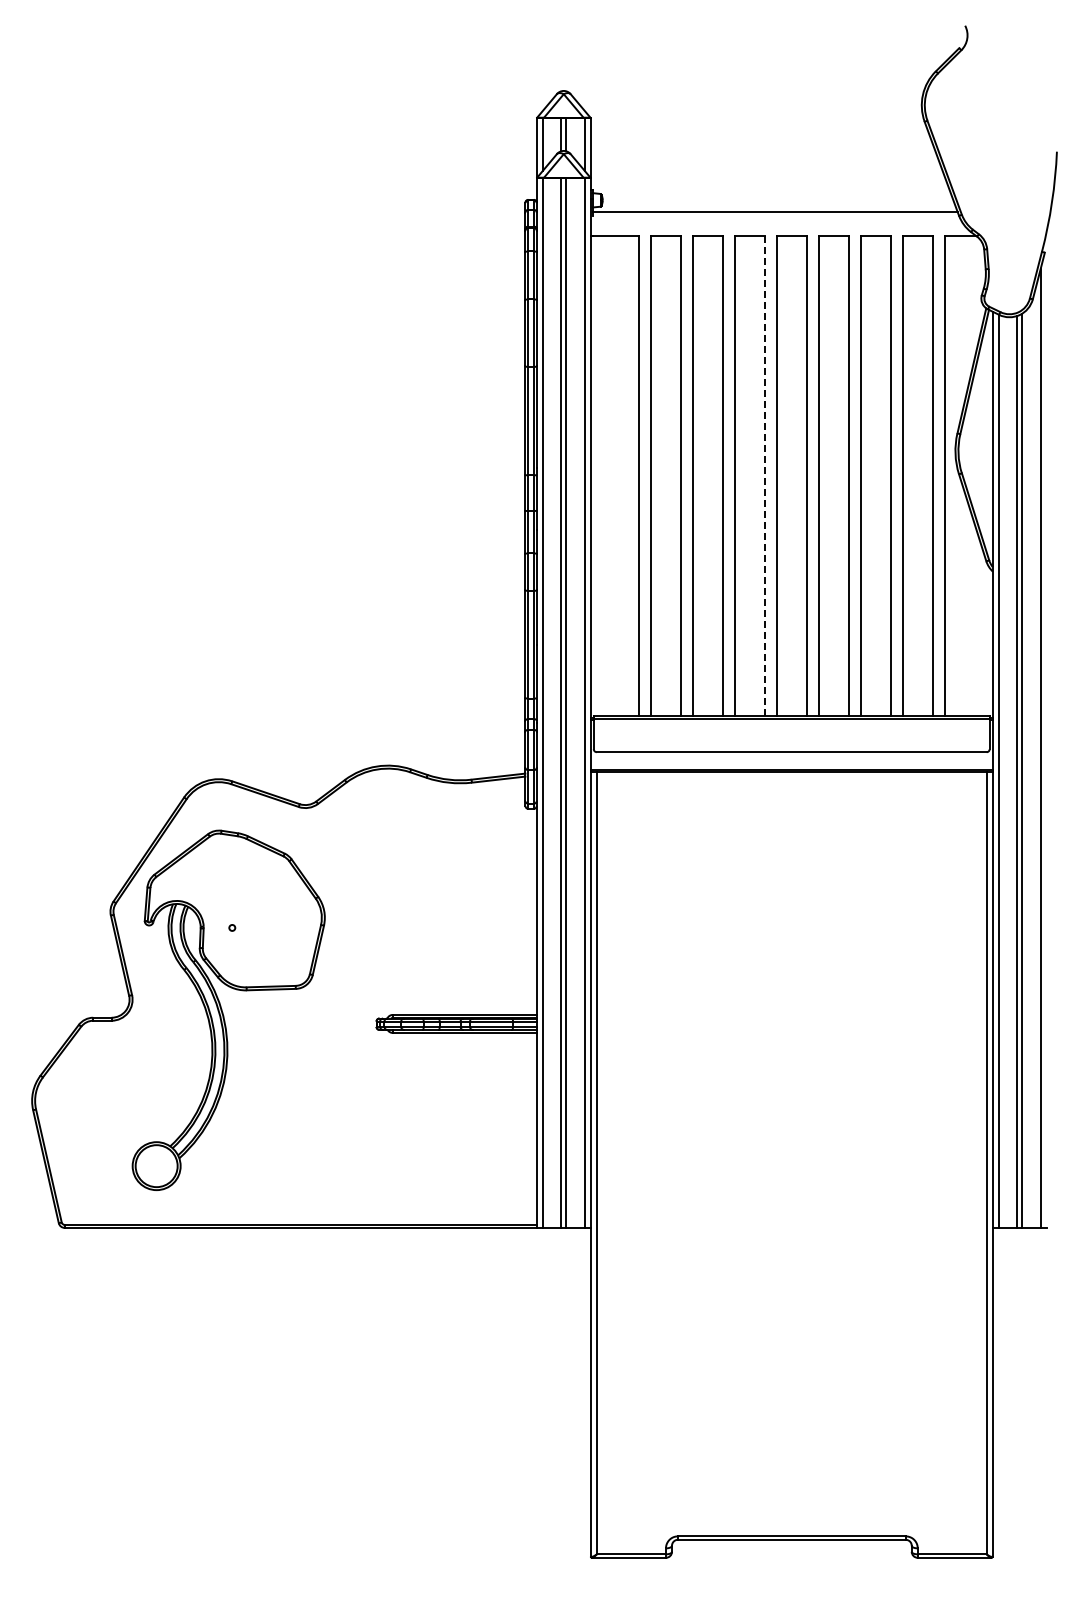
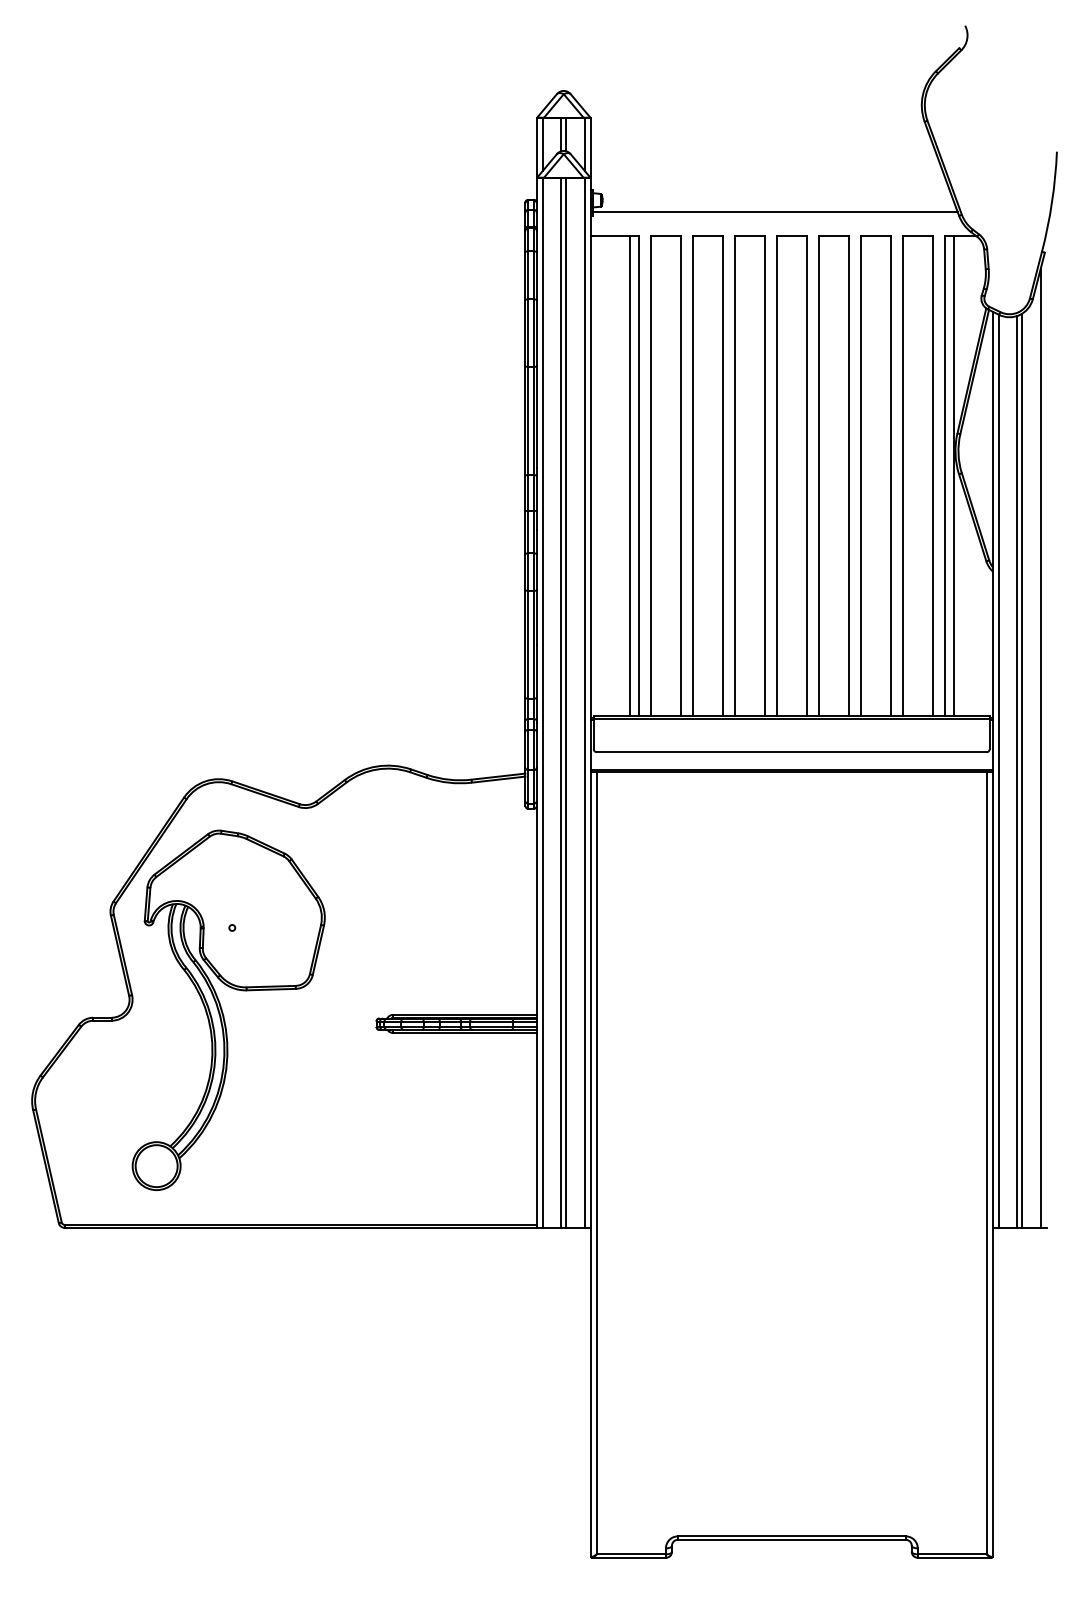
line: none -> present (629, 476)
line: dashed -> solid (764, 476)
line: none -> present (953, 476)
